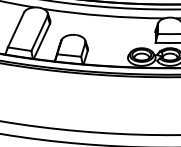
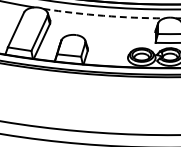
arc: solid -> dashed (103, 15)
